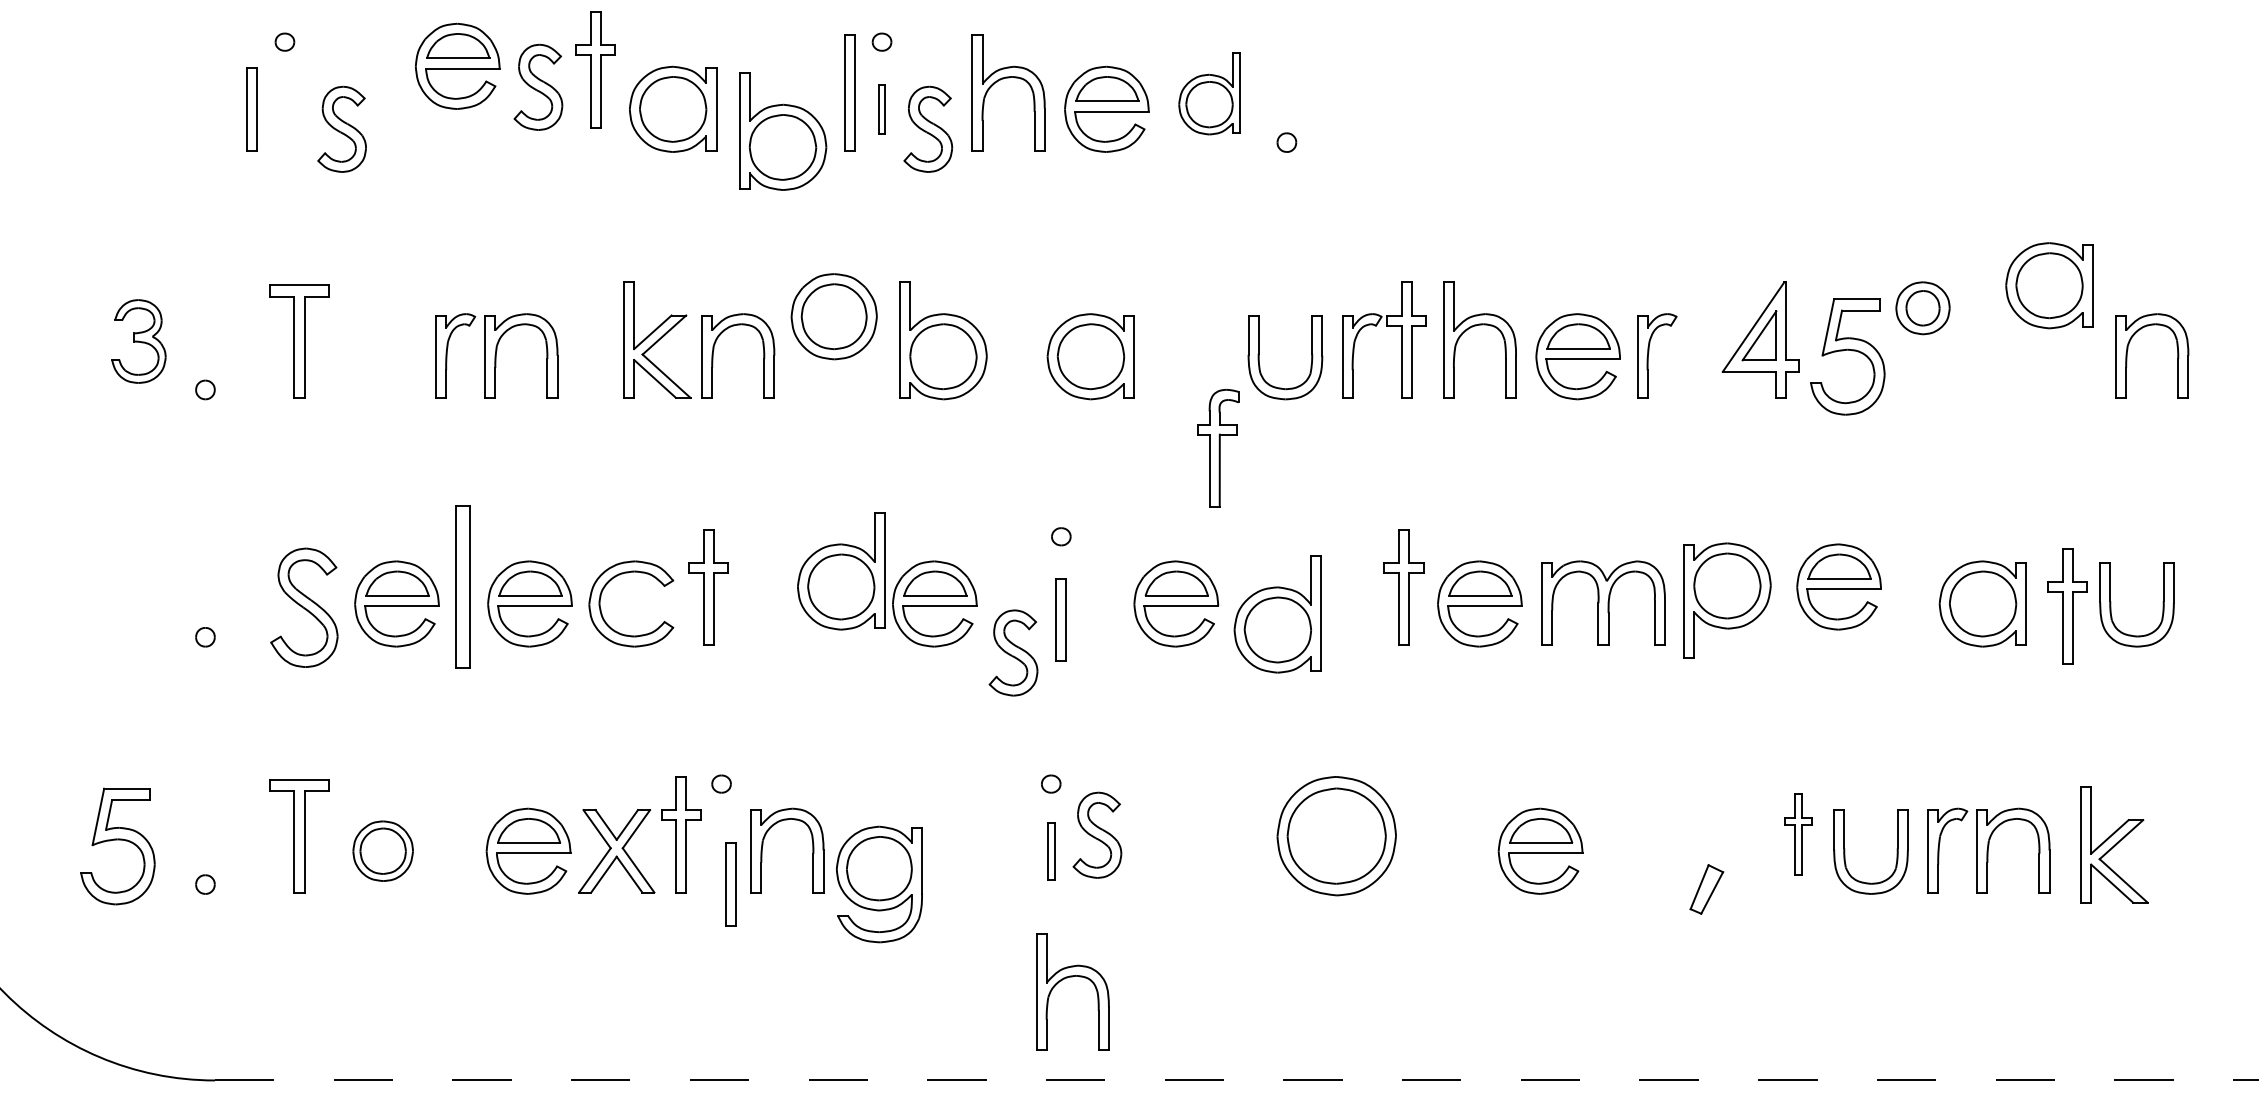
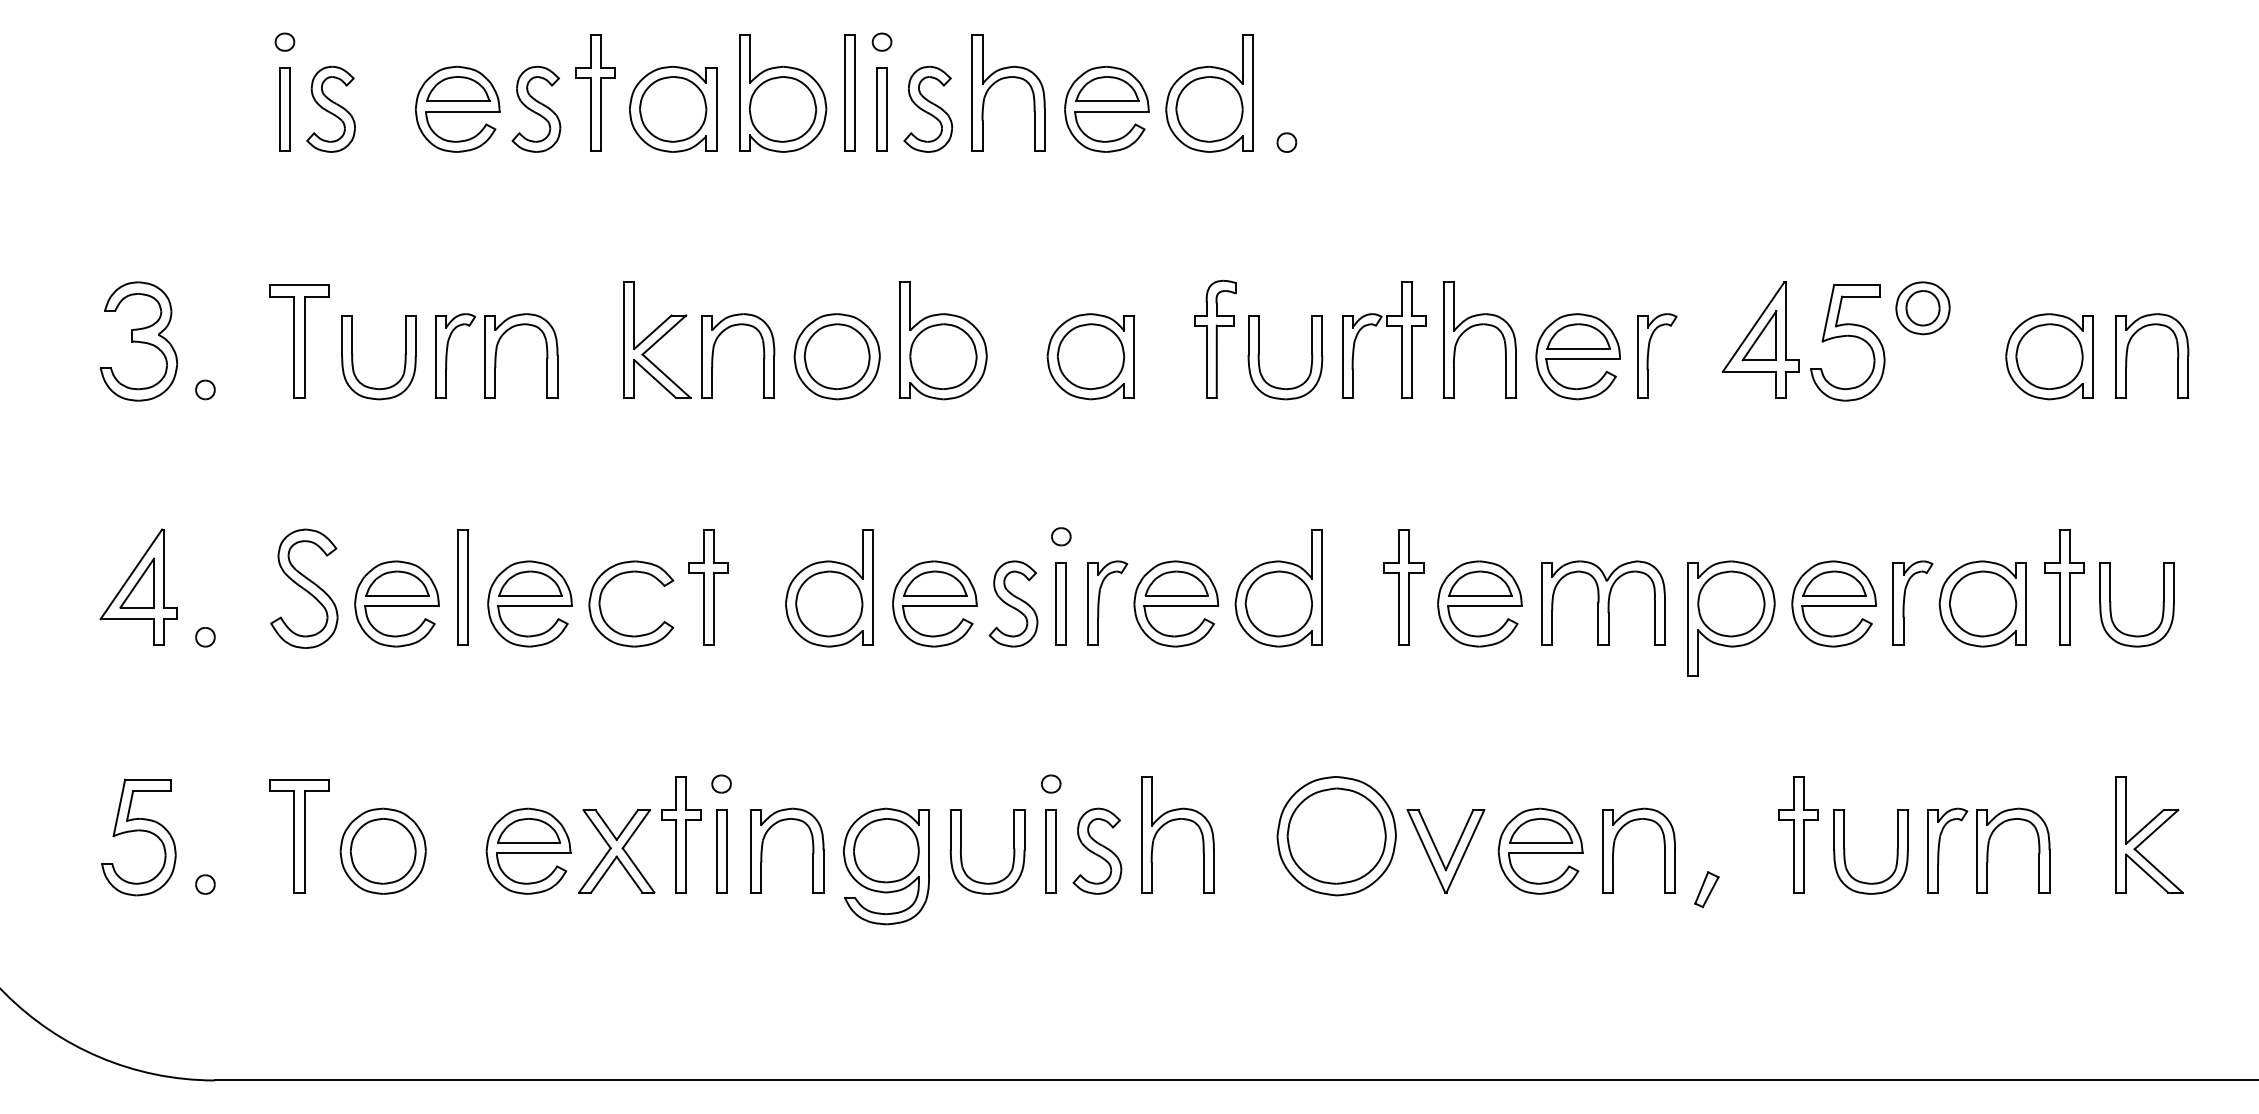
part position: (457, 65) -> (457, 108) (457, 108)
part position: (595, 69) -> (595, 92) (595, 92)
part position: (538, 86) -> (536, 108) (536, 108)
part size: 63x84 px -> 89x119 px (1209, 93)
part position: (251, 109) -> (284, 109) (284, 109)
part size: 8x51 px -> 12x85 px (881, 109)
part position: (341, 128) -> (330, 108) (330, 108)
part position: (928, 128) -> (928, 108) (928, 108)
part position: (783, 131) -> (783, 93) (783, 93)
part position: (2049, 285) -> (2049, 356) (2049, 356)
part position: (833, 316) -> (836, 356) (836, 356)
part size: 56x85 px -> 80x121 px (138, 341)
part position: (1847, 356) -> (1847, 342) (1847, 342)
part: none -> present (353, 357)
part position: (1218, 447) -> (1215, 338) (1215, 338)
part position: (841, 571) -> (829, 588) (829, 588)
part: none -> present (138, 586)
part size: 16x164 px -> 12x117 px (462, 587)
part position: (1838, 586) -> (1833, 603) (1833, 603)
part position: (1727, 600) -> (1731, 618) (1731, 618)
part: none -> present (1099, 602)
part: none -> present (1904, 602)
part position: (2067, 606) -> (2064, 587) (2064, 587)
part position: (304, 607) -> (304, 588) (304, 588)
part position: (1277, 614) -> (1278, 588) (1278, 588)
part position: (1060, 619) -> (1060, 603) (1060, 603)
part position: (1013, 652) -> (1013, 603) (1013, 603)
part position: (1097, 834) -> (1097, 850) (1097, 850)
part size: 29x83 px -> 41x118 px (1798, 834)
part position: (2114, 844) -> (2149, 834) (2149, 834)
part position: (117, 846) -> (138, 837) (138, 837)
part size: 62x62 px -> 88x88 px (382, 850)
part: none -> present (1614, 850)
part: none -> present (961, 851)
part size: 9x59 px -> 12x85 px (1050, 851)
part: none -> present (1439, 853)
part position: (730, 884) -> (721, 851) (721, 851)
part position: (879, 884) -> (886, 866) (886, 866)
part size: 36x51 px -> 26x38 px (1706, 889)
part position: (1067, 978) -> (1172, 821) (1172, 821)
line: dashed -> solid (1236, 1080)
